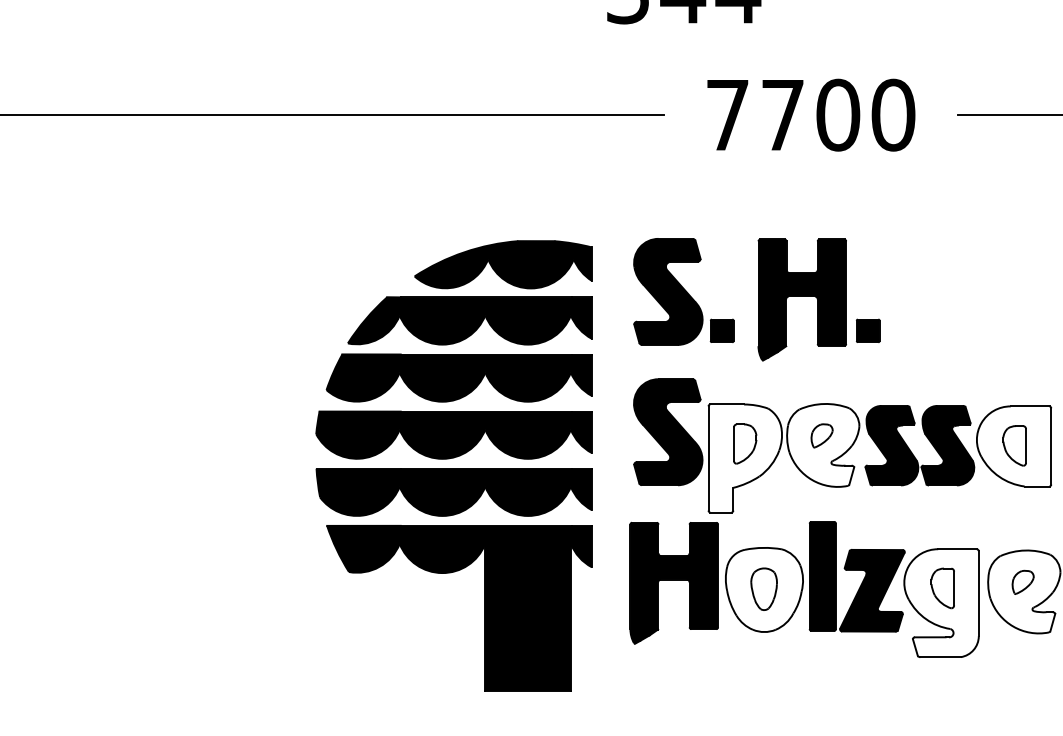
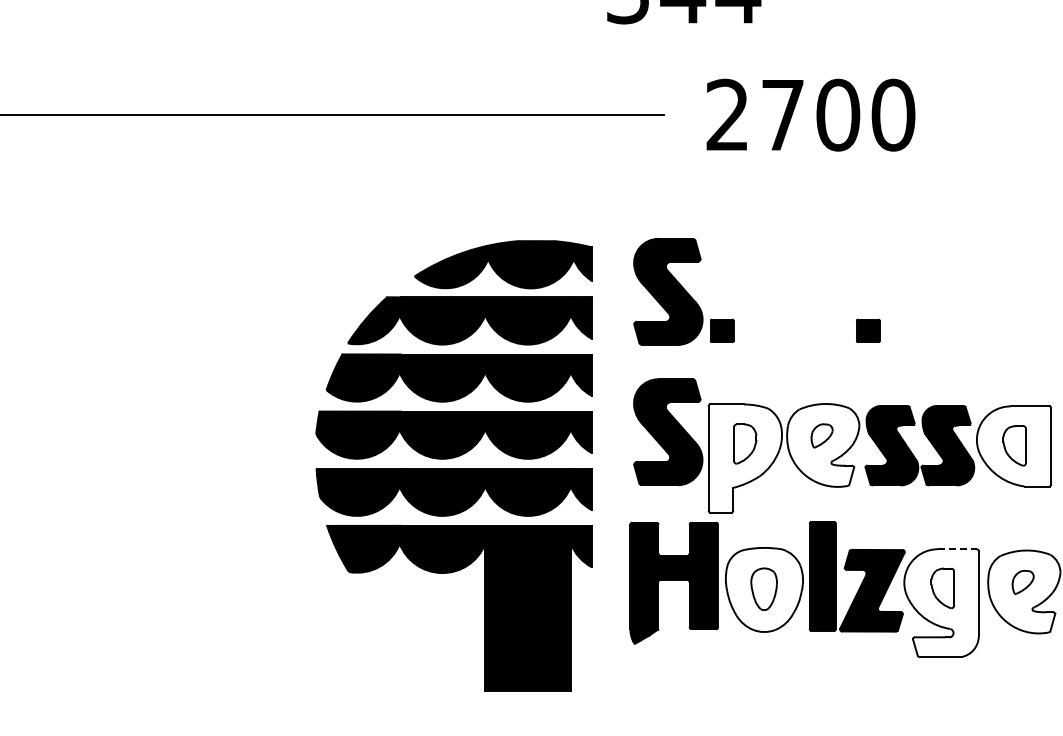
text: 7700 -> 2700 (727, 114)
line: present -> none (1008, 115)
part: present -> none (801, 299)
line: solid -> dashed (958, 549)
